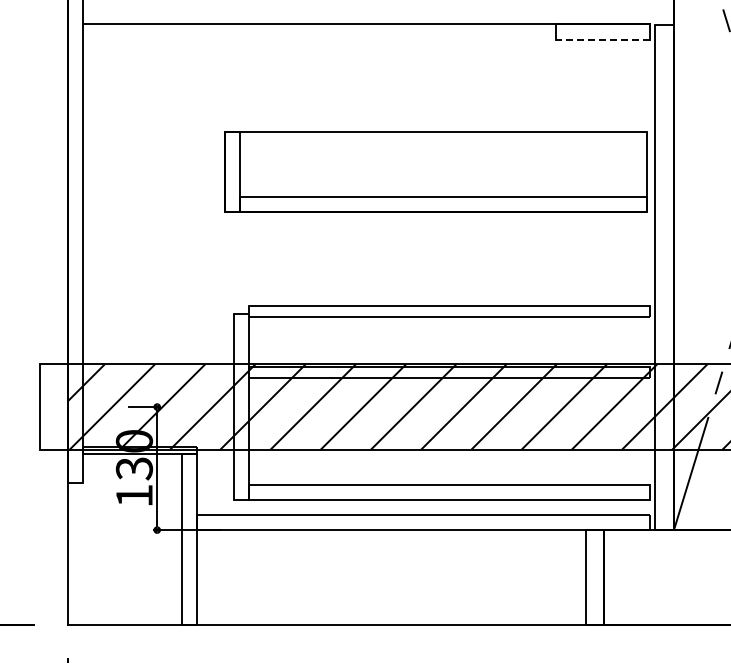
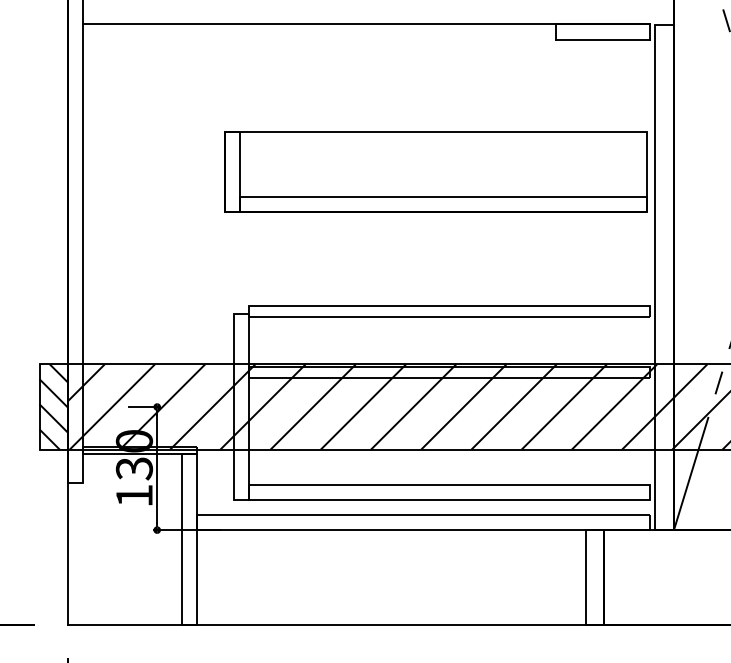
line: dashed -> solid (602, 39)
hatch: none -> present (53, 406)
